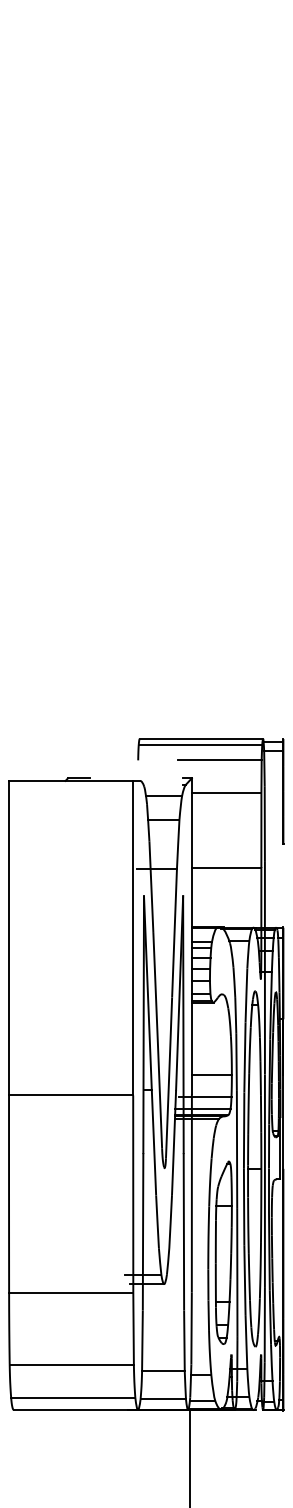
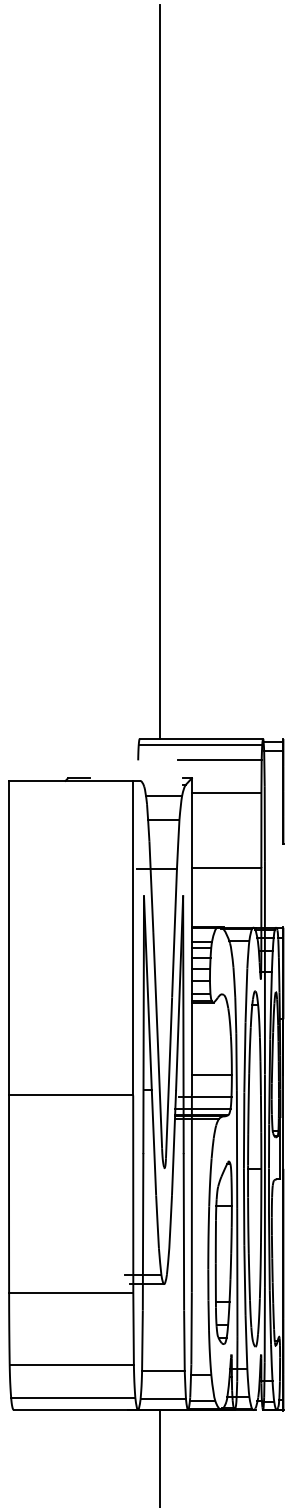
line: none -> present (160, 371)
line position: (190, 1457) -> (160, 1457) (160, 1457)
